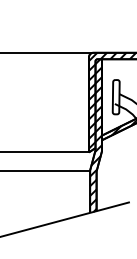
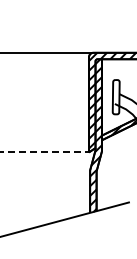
line: solid -> dashed (45, 152)
line: present -> none (46, 170)
